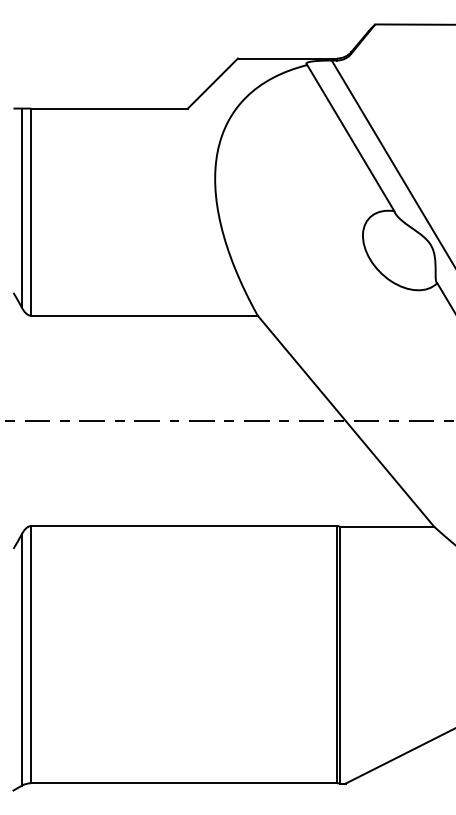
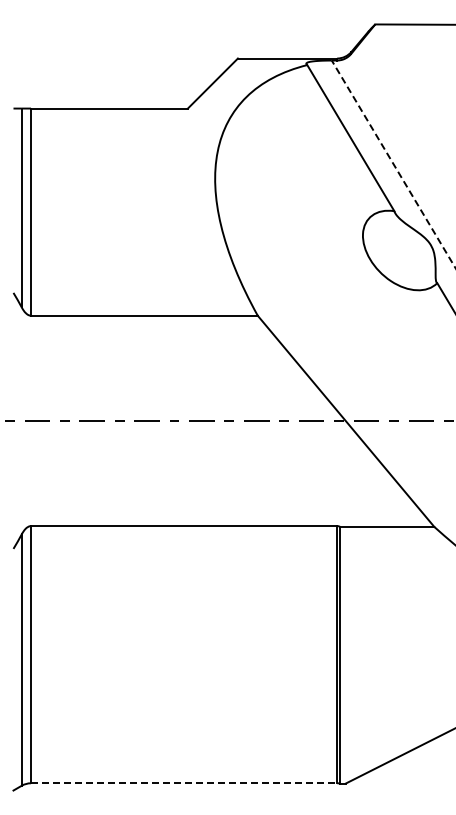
line: solid -> dashed (393, 164)
line: solid -> dashed (184, 783)
